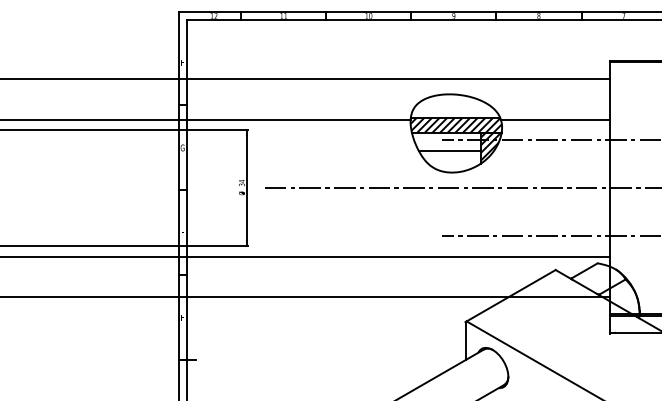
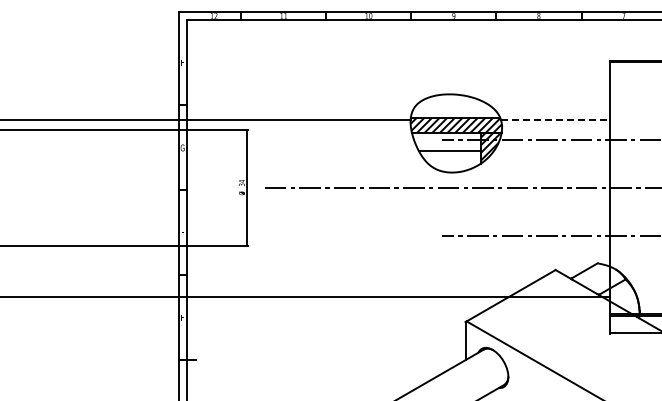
line: present -> none (306, 78)
line: solid -> dashed (555, 119)
line: present -> none (306, 256)
